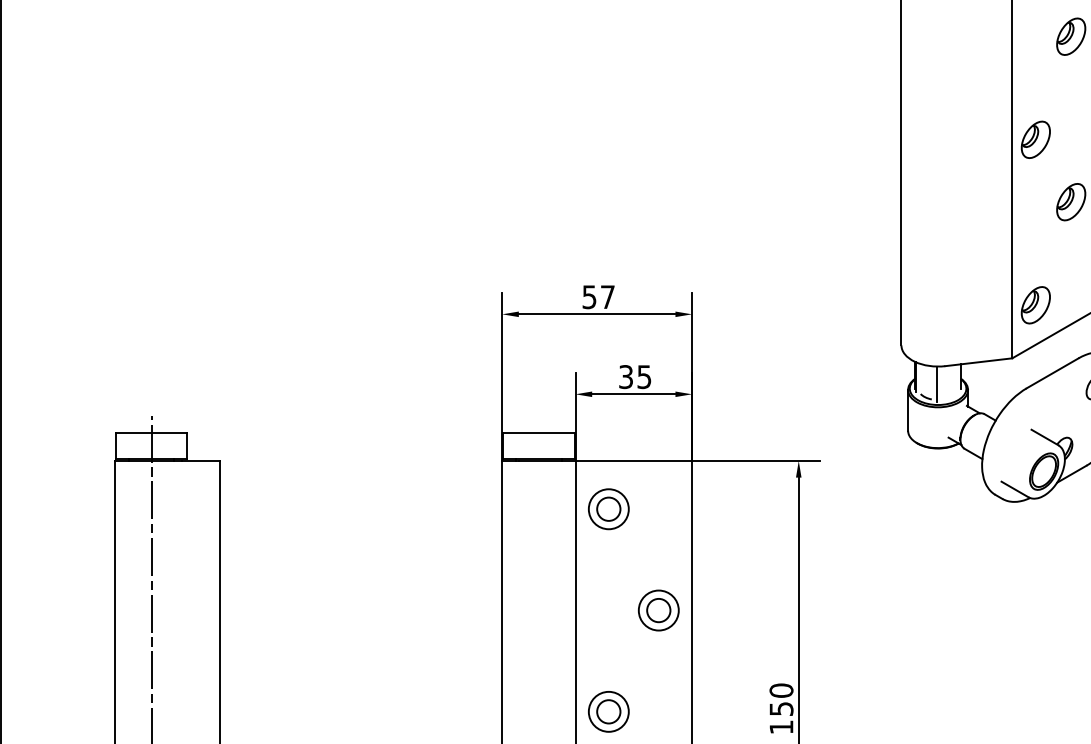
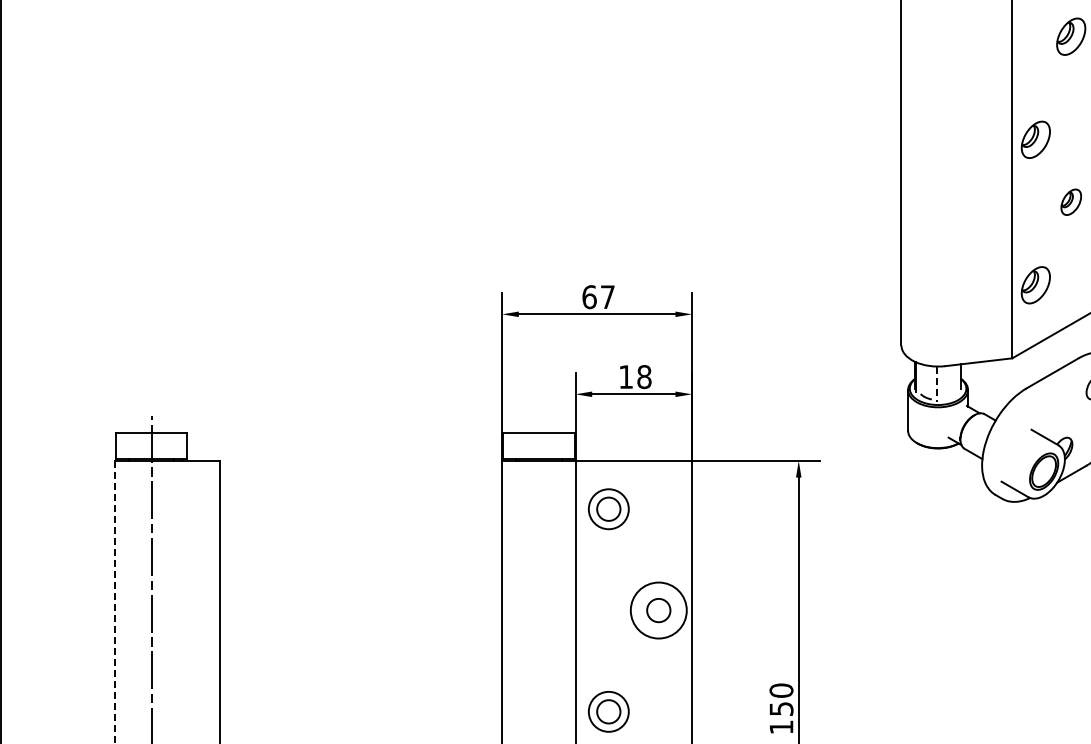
part size: 31x39 px -> 23x28 px (1071, 201)
text: 57 -> 67 (589, 297)
part position: (1035, 305) -> (1035, 285) (1035, 285)
text: 35 -> 18 (635, 377)
line: solid -> dashed (936, 384)
line: solid -> dashed (114, 601)
circle diameter: 40 px -> 56 px (658, 610)
